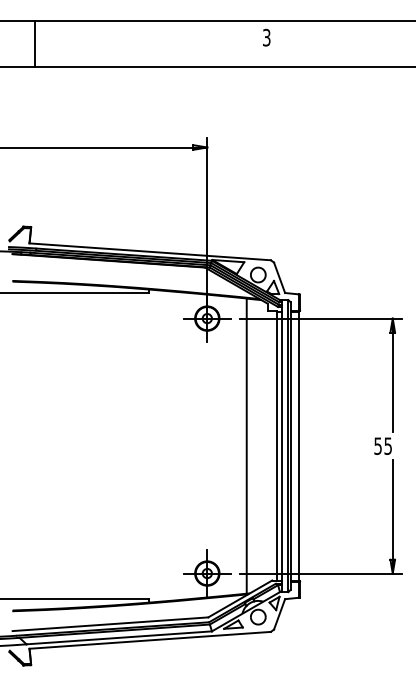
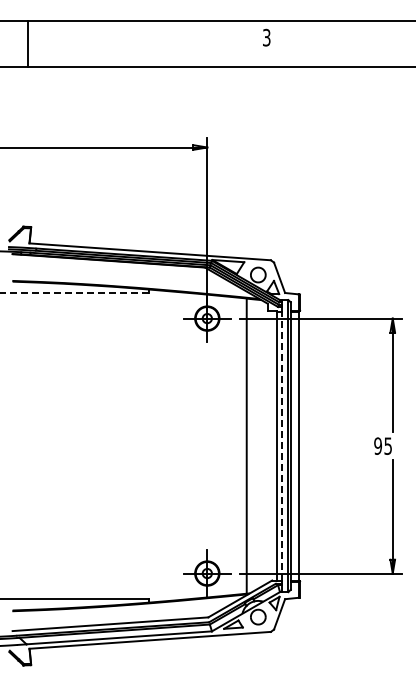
line position: (35, 43) -> (28, 43) (28, 43)
line: solid -> dashed (74, 293)
line: solid -> dashed (281, 445)
text: 55 -> 95 (377, 445)
